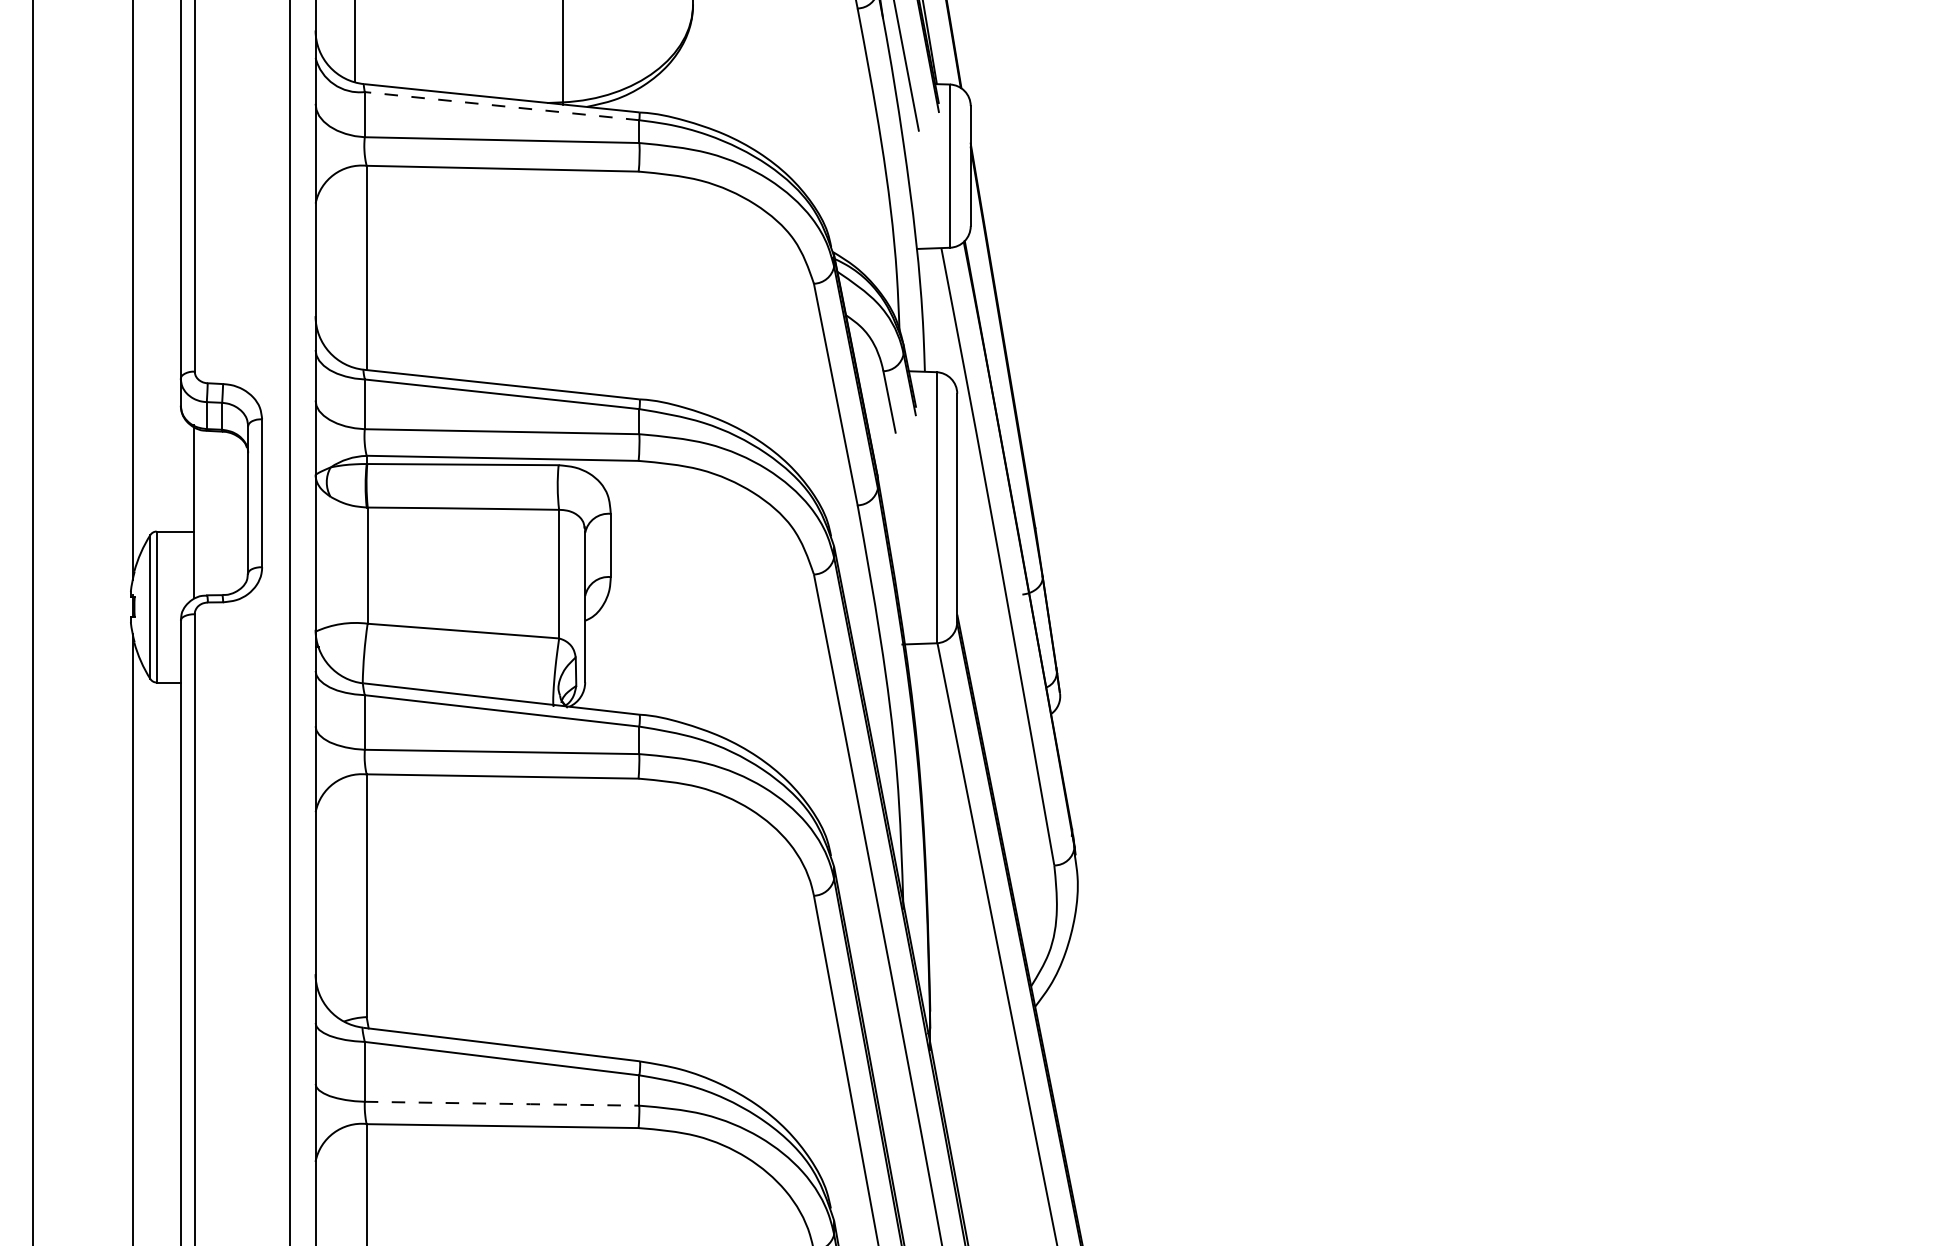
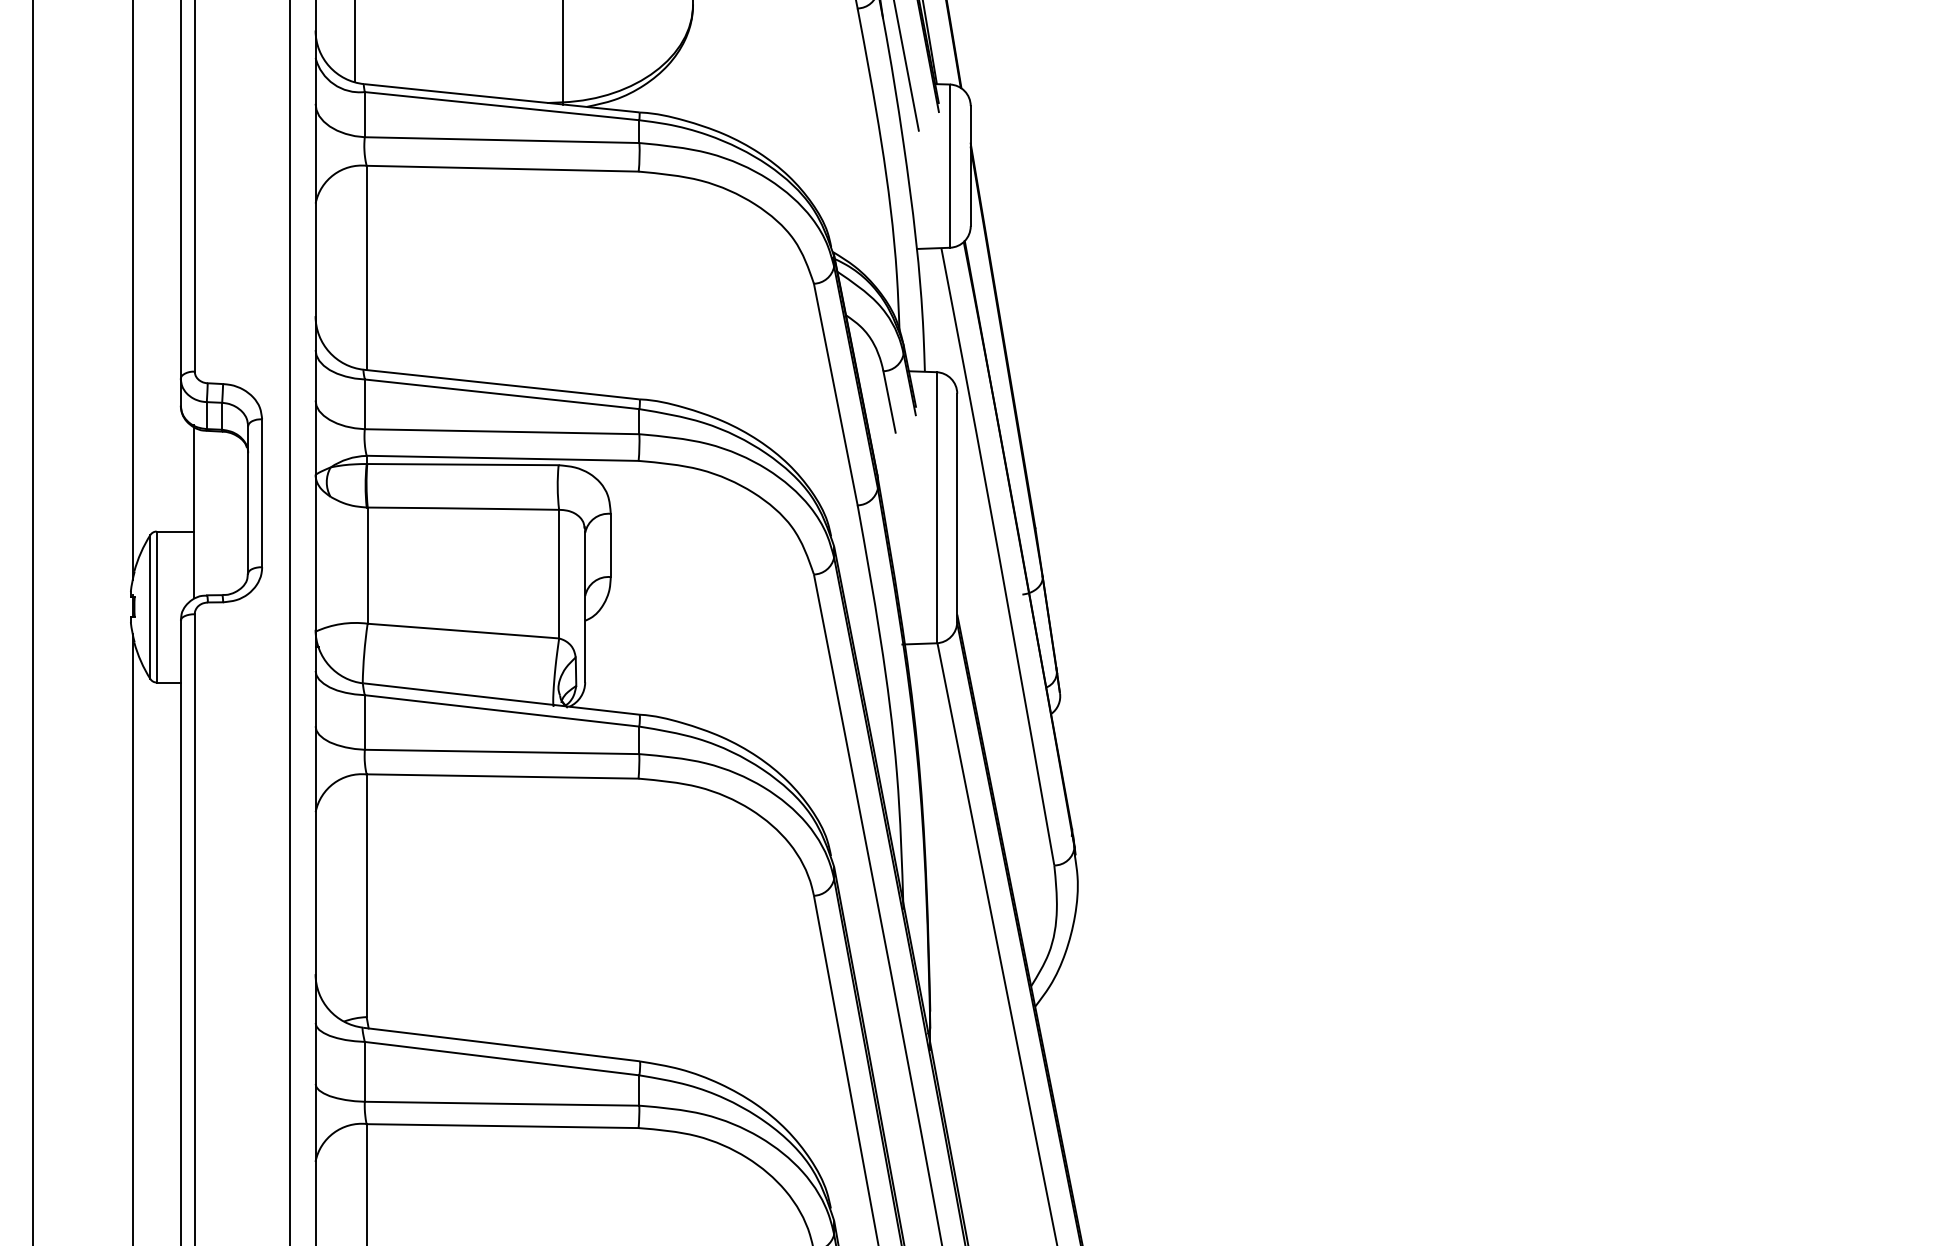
line: dashed -> solid (502, 106)
line: dashed -> solid (502, 1103)
